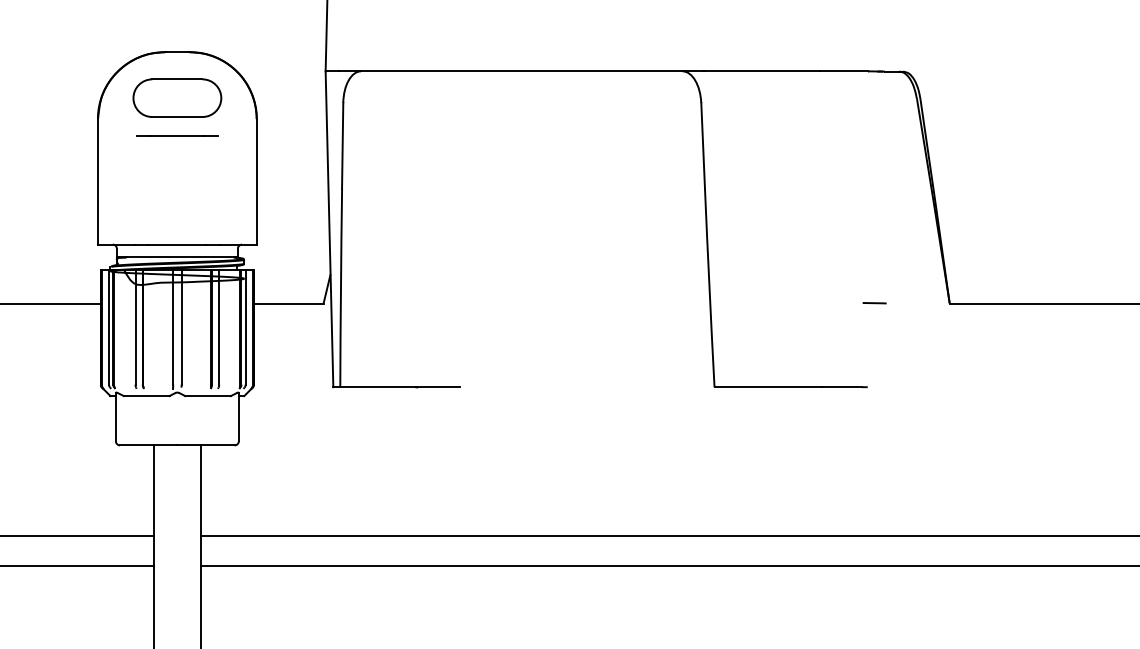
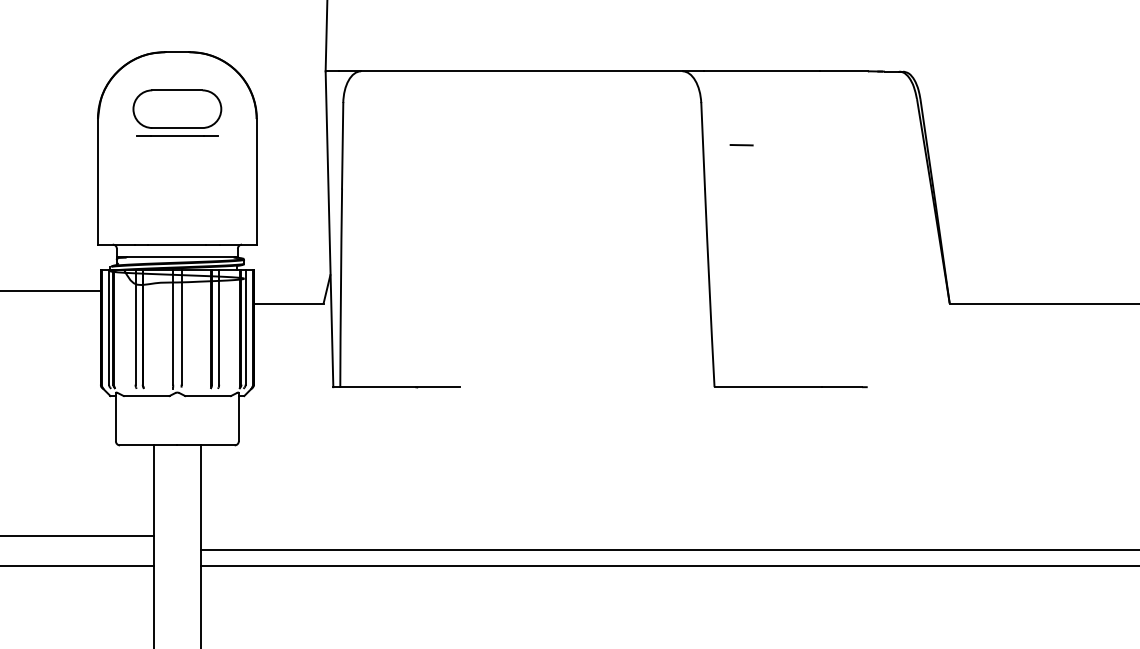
part position: (177, 97) -> (177, 108) (177, 108)
line position: (51, 303) -> (51, 290) (51, 290)
line position: (874, 303) -> (741, 145) (741, 145)
line position: (668, 536) -> (668, 550) (668, 550)
